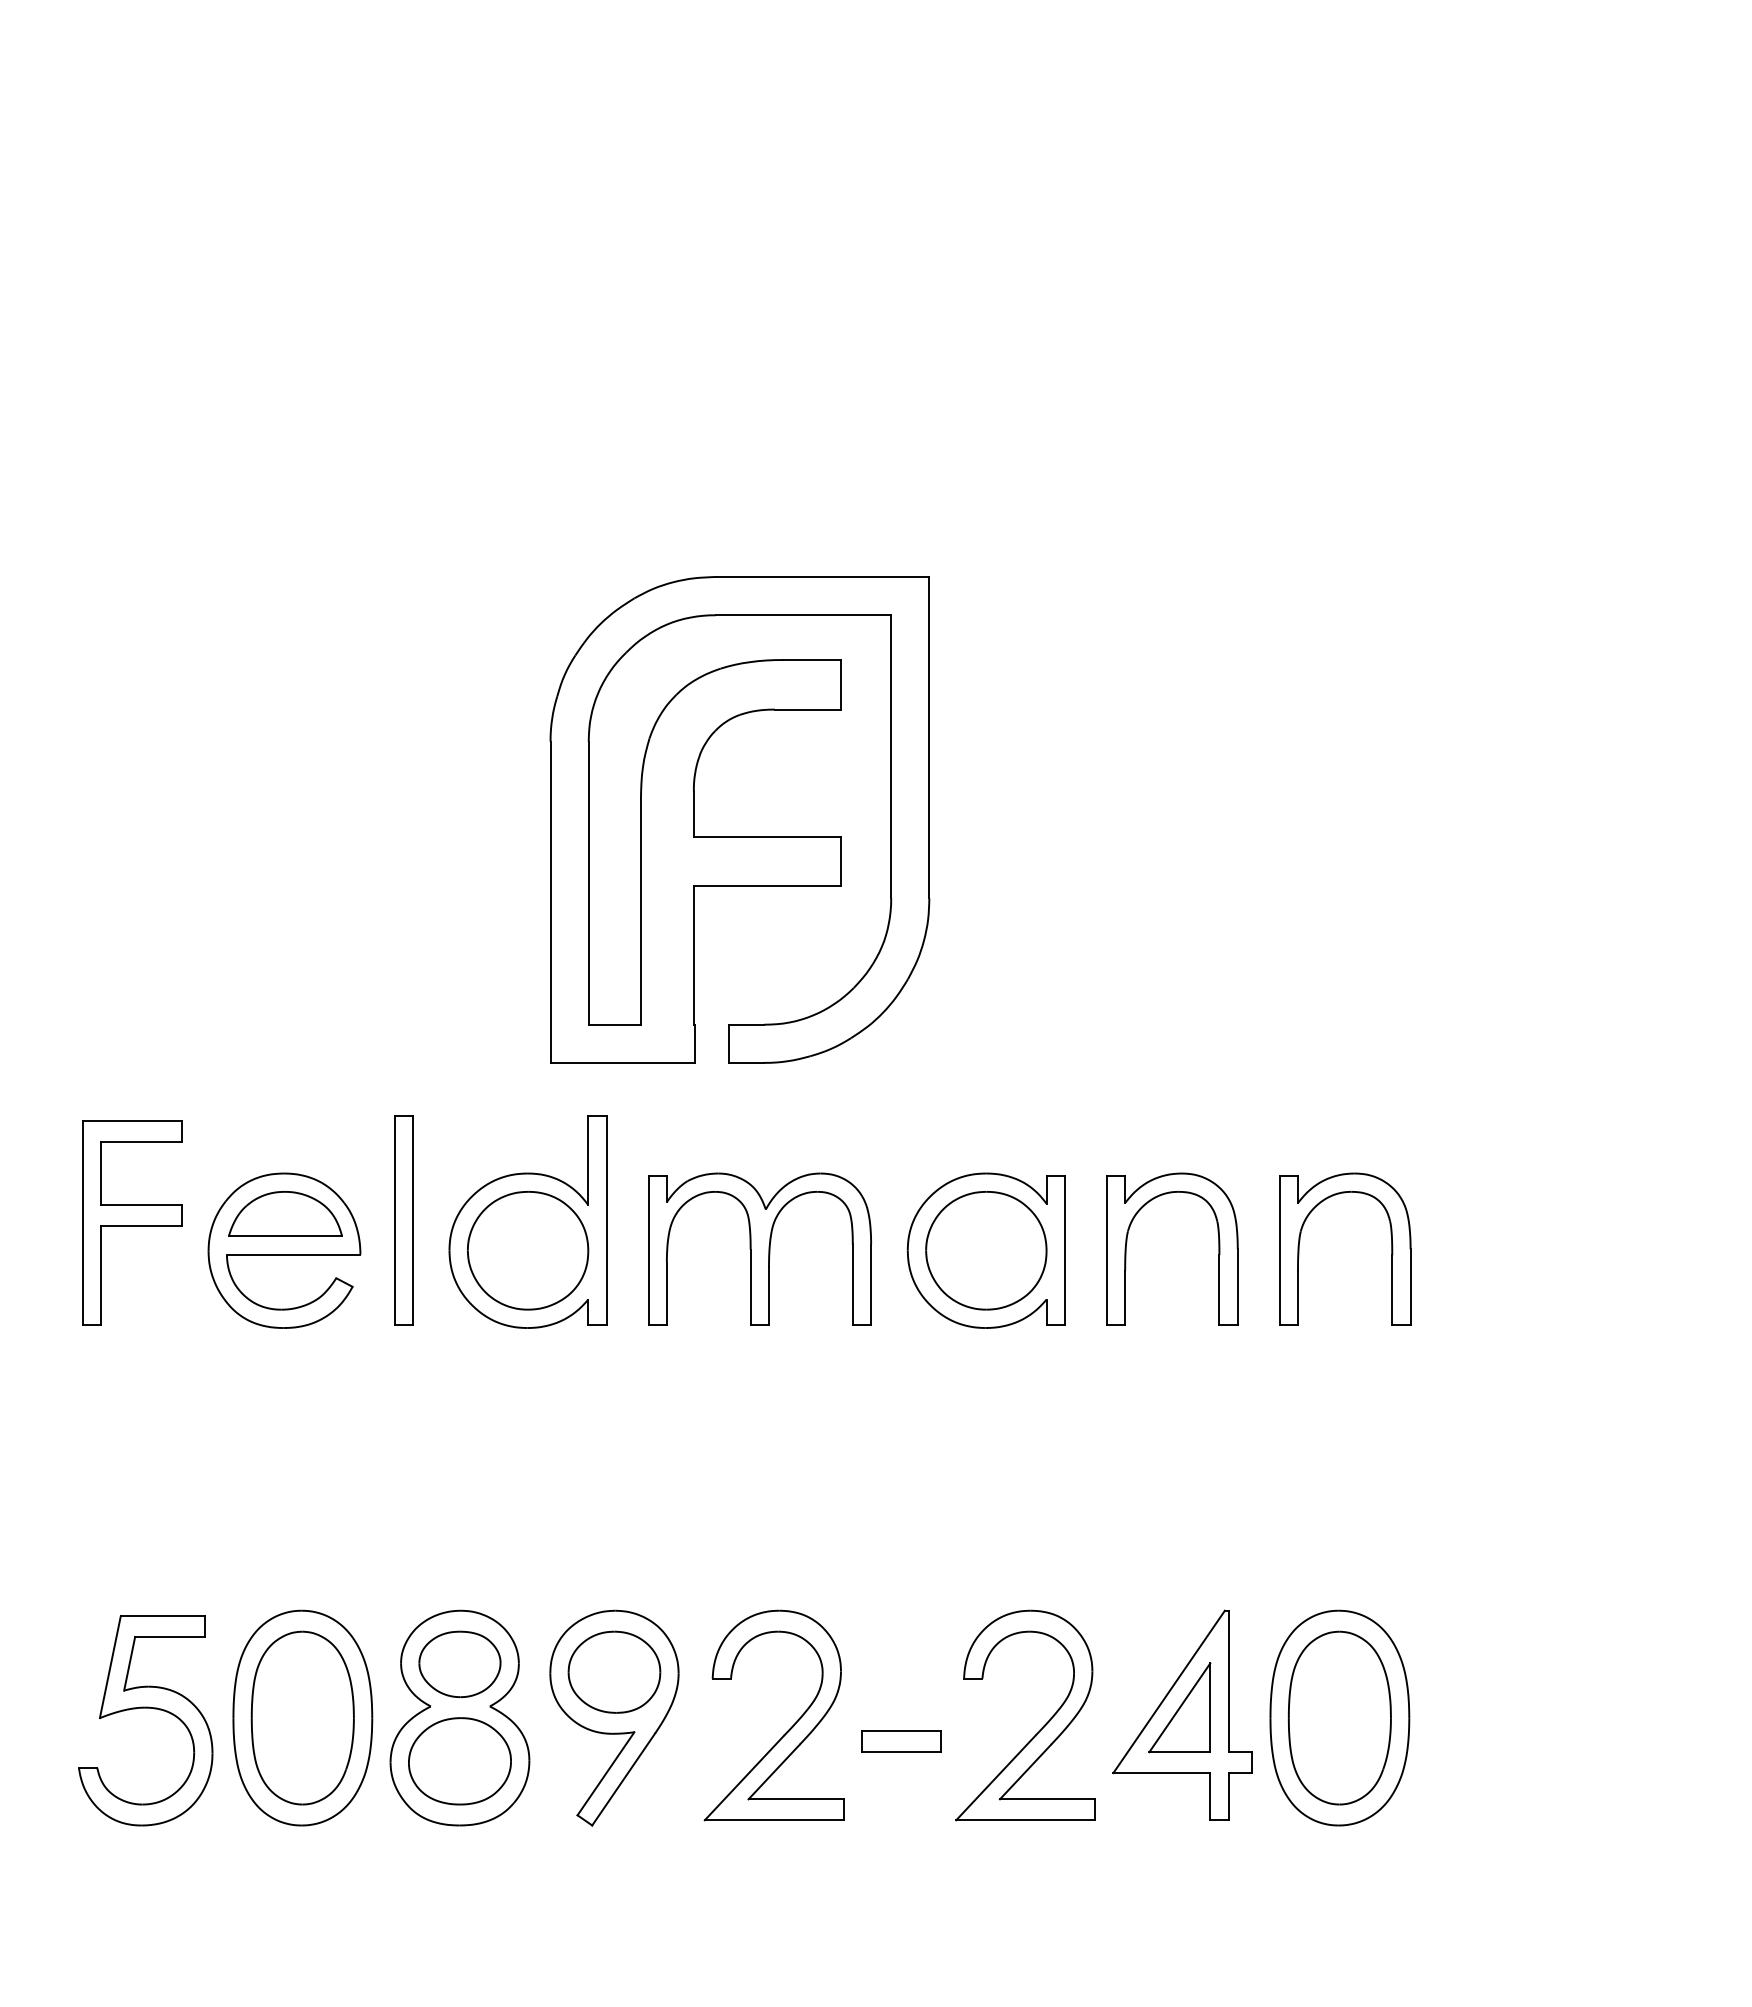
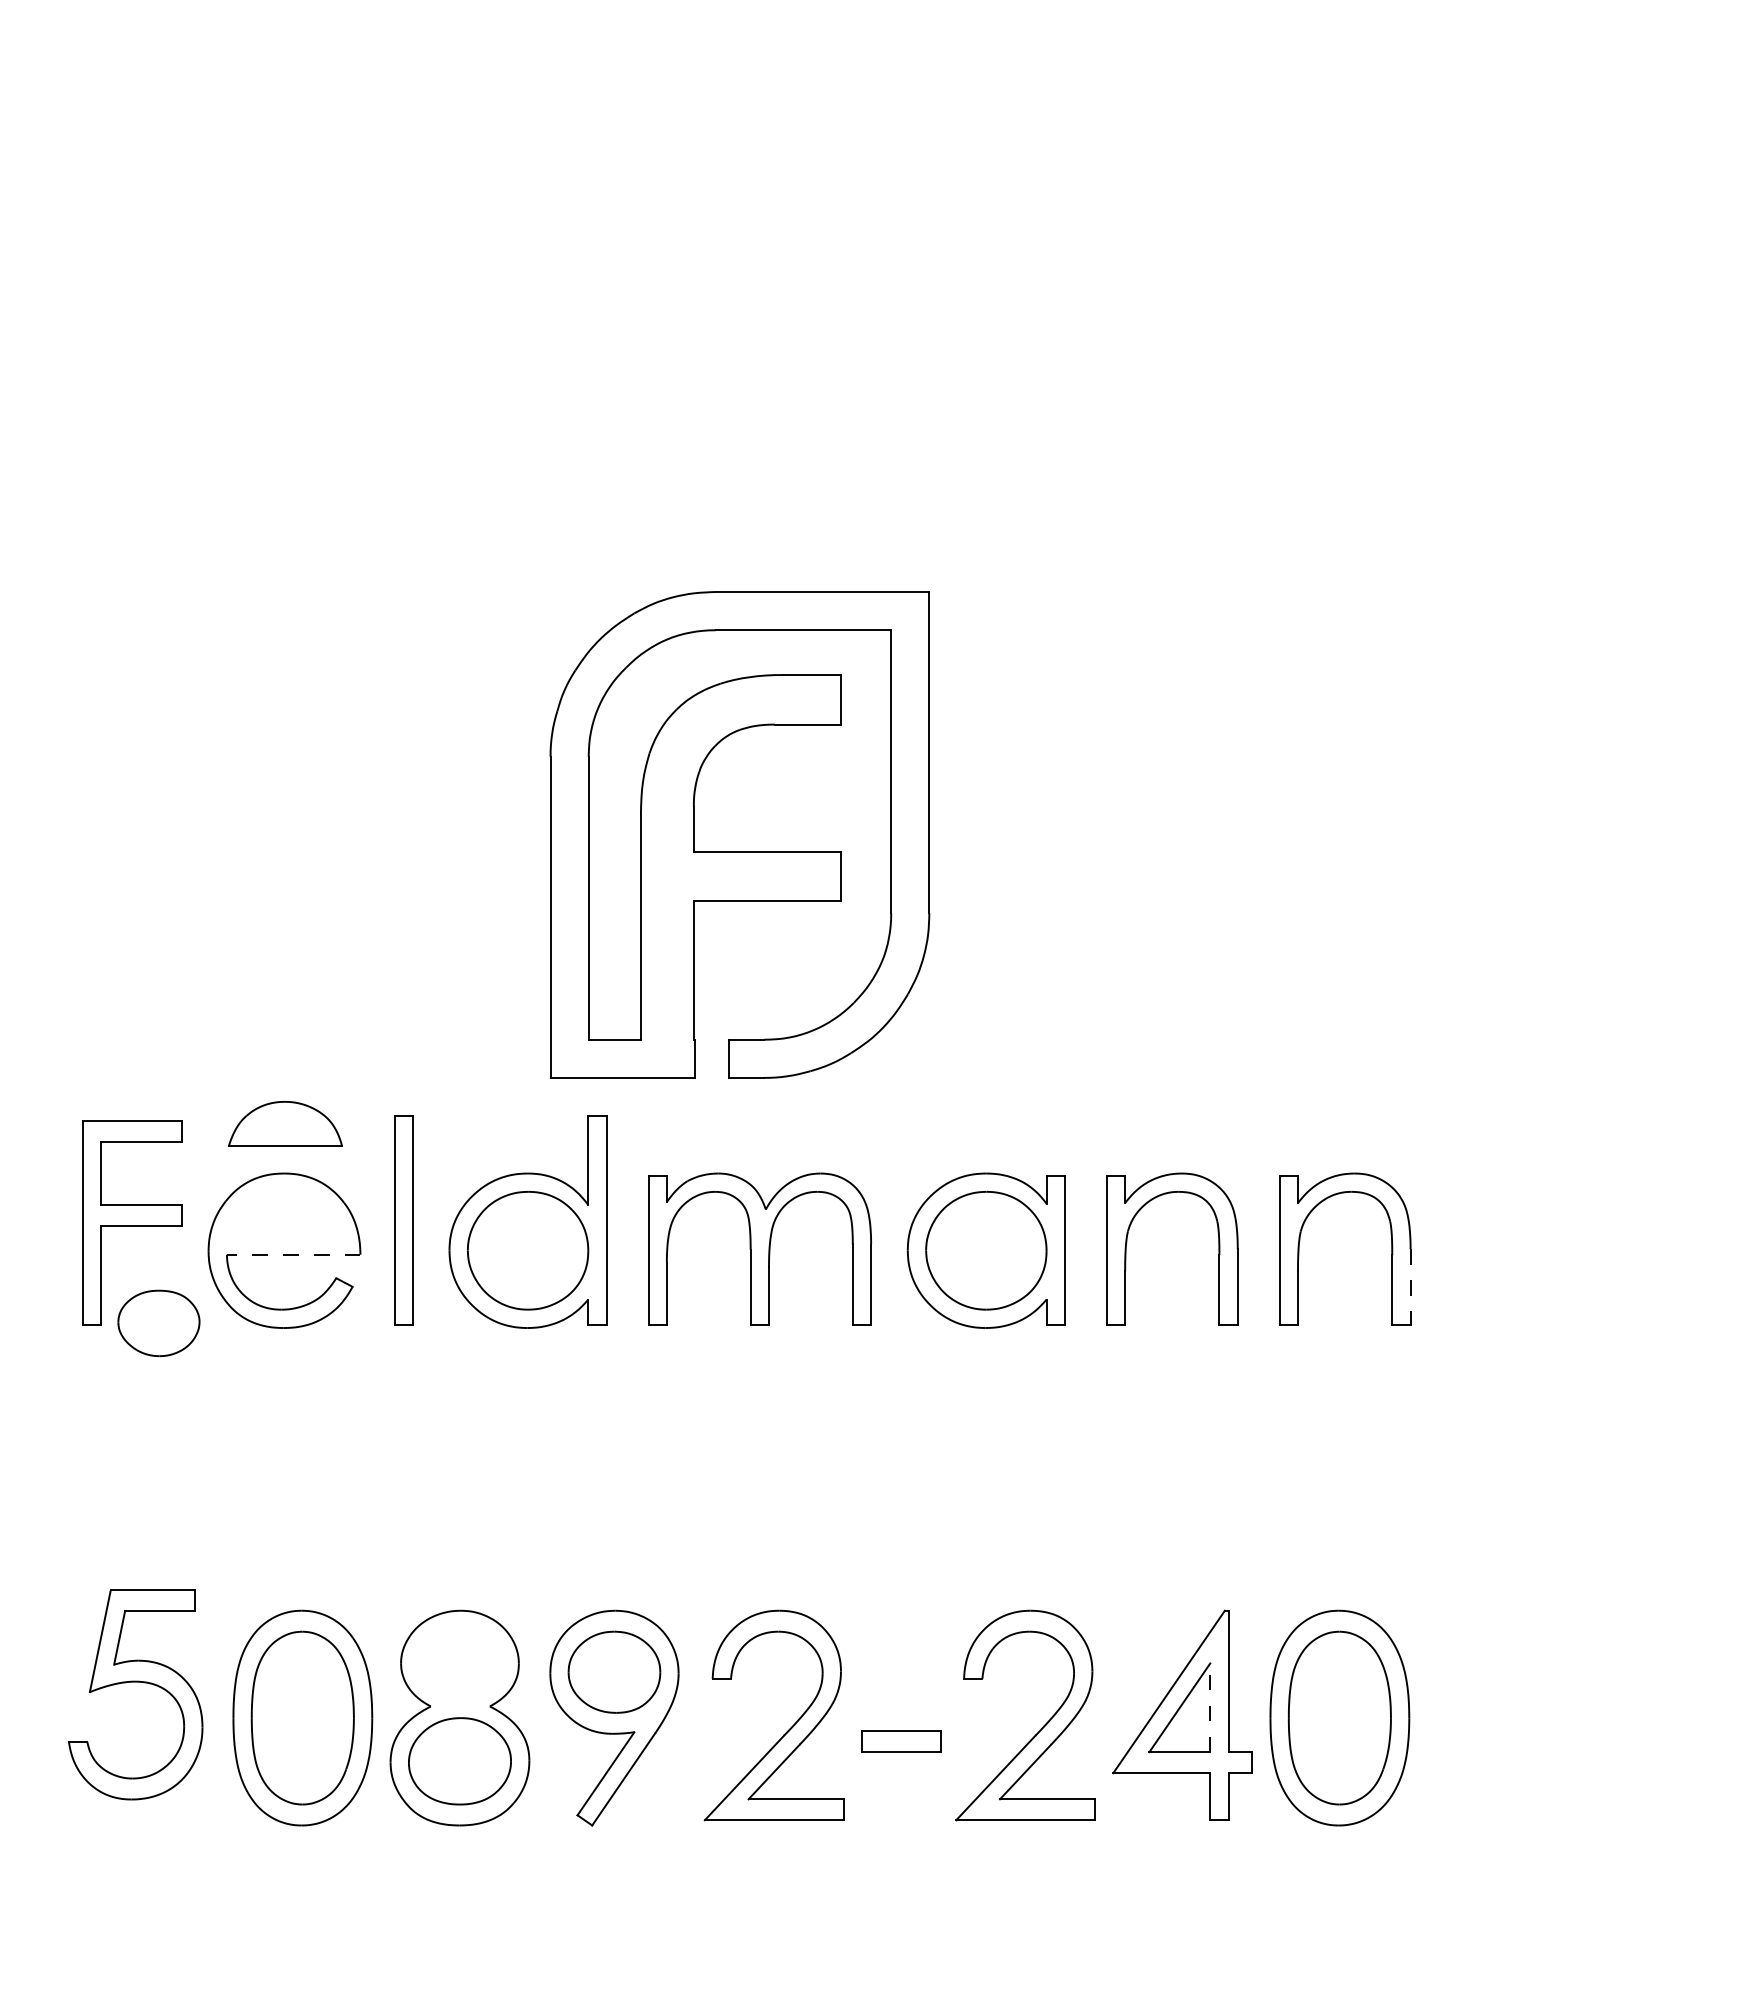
part position: (739, 836) -> (739, 851) (739, 851)
part position: (285, 1213) -> (285, 1123) (285, 1123)
line: solid -> dashed (293, 1254)
line: solid -> dashed (1410, 1287)
part position: (459, 1664) -> (158, 1323) (158, 1323)
line: solid -> dashed (1210, 1707)
part position: (145, 1708) -> (135, 1682) (135, 1682)
